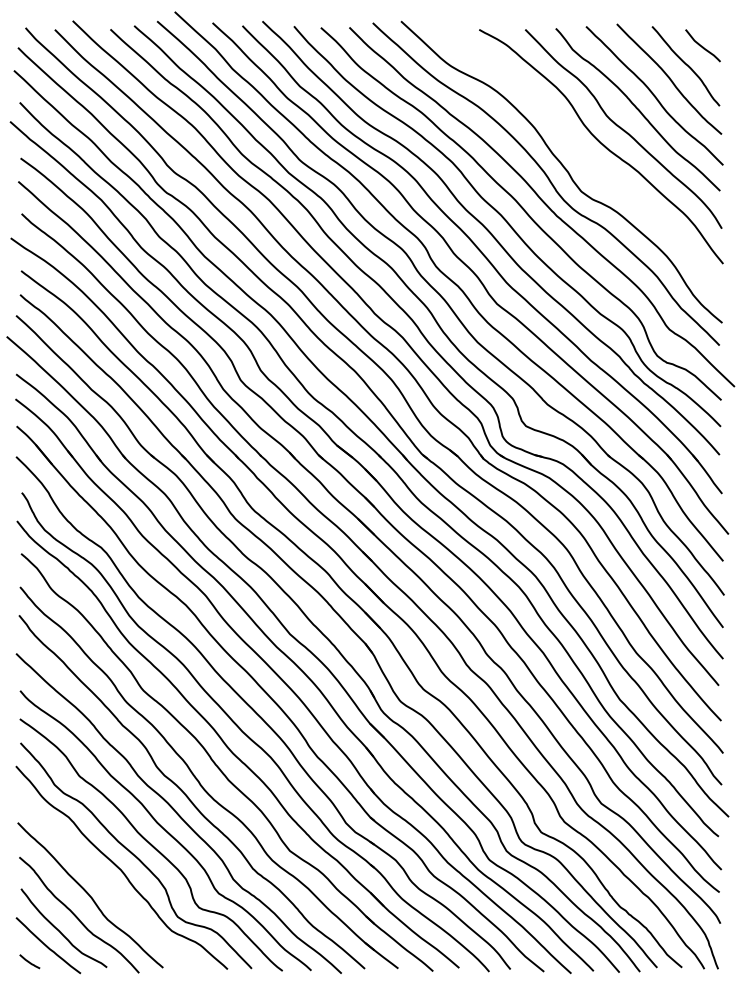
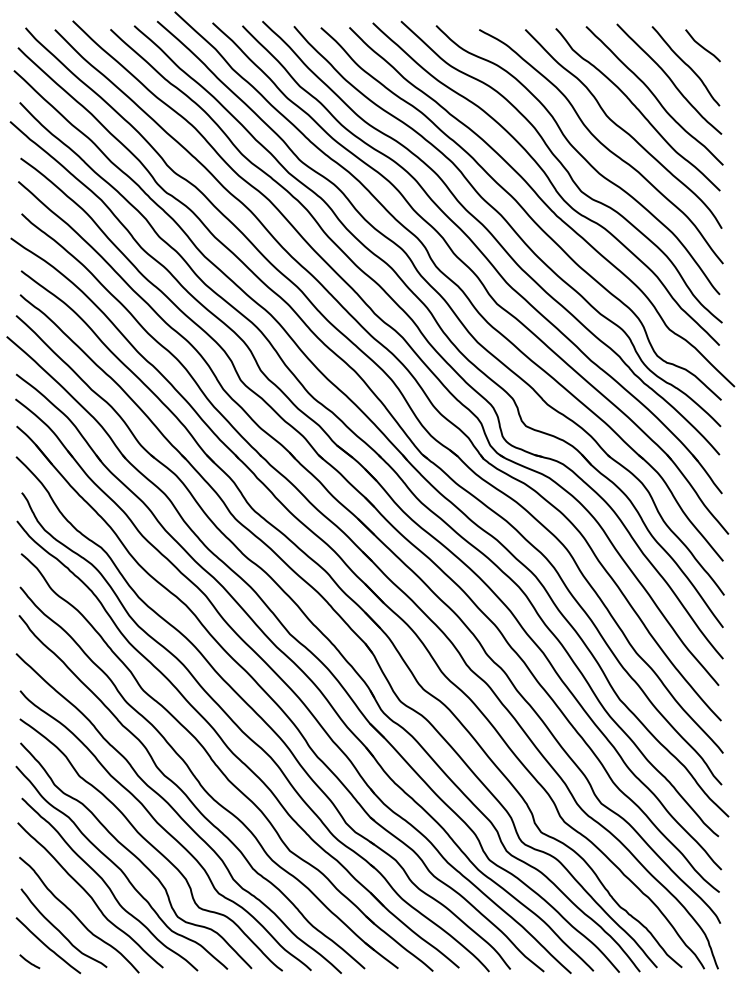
curve: none -> present (580, 156)
curve: none -> present (108, 885)
